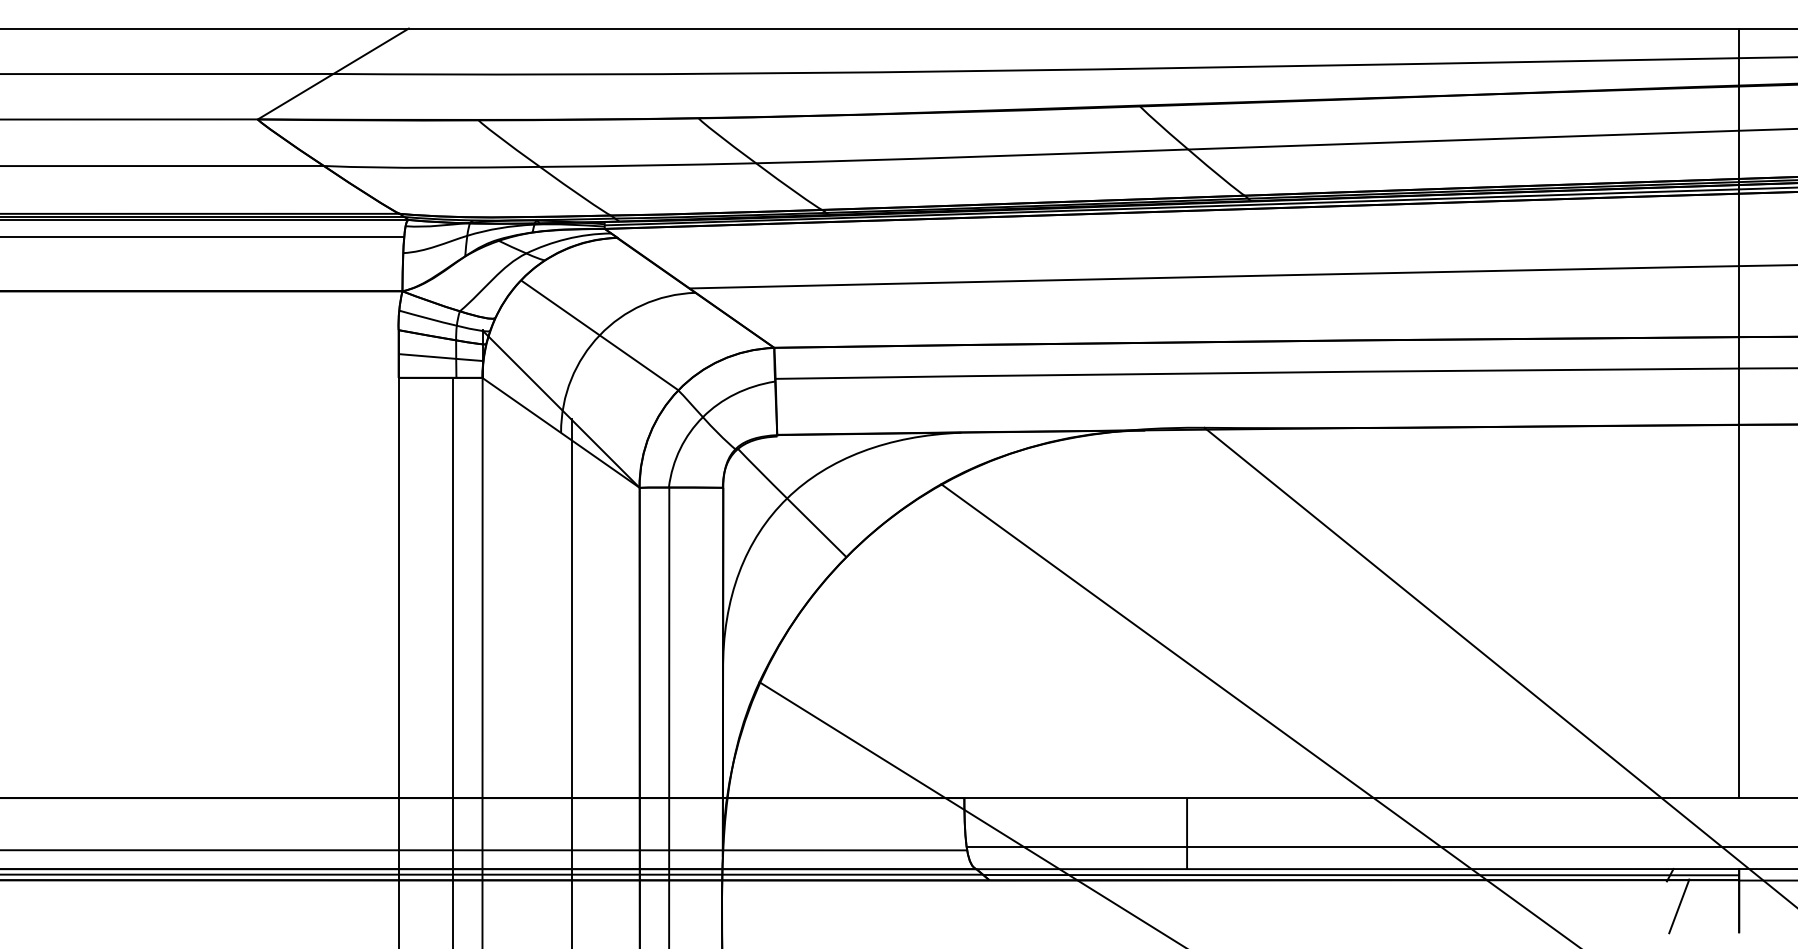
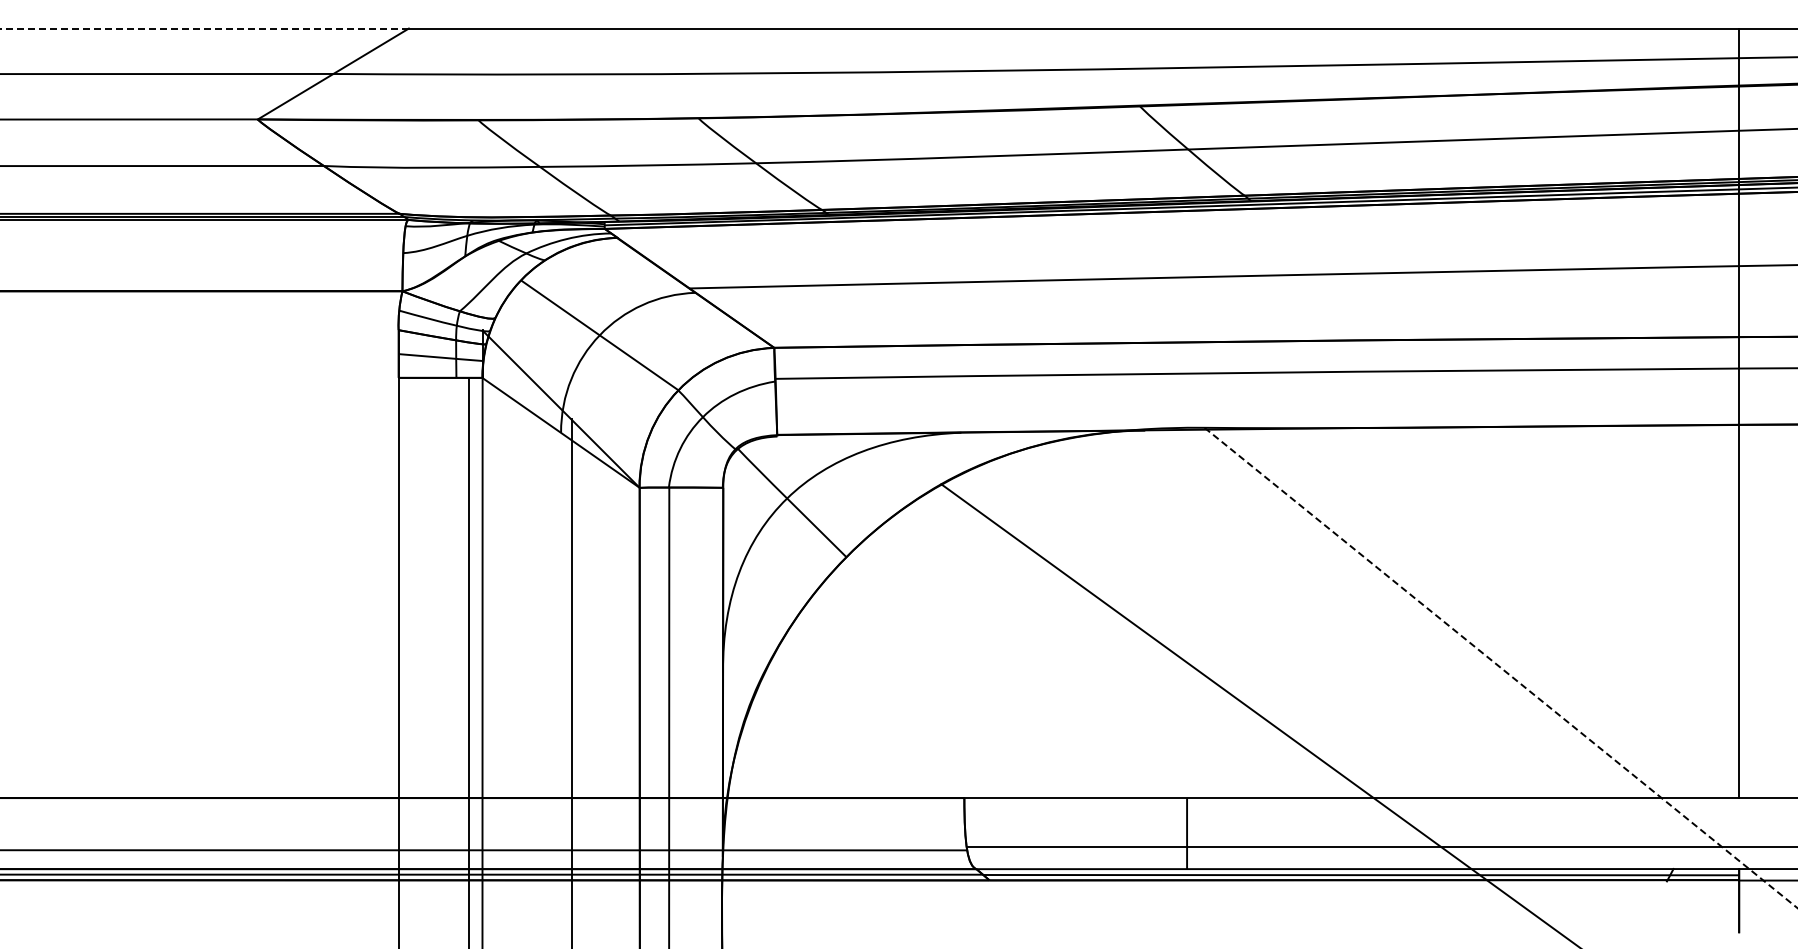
line: solid -> dashed (204, 28)
line: present -> none (203, 236)
line position: (453, 661) -> (469, 661) (469, 661)
line: solid -> dashed (1501, 668)
line: present -> none (970, 813)
line: present -> none (1679, 906)
